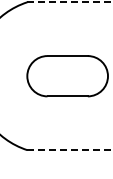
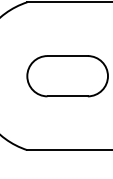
line: dashed -> solid (69, 2)
line: dashed -> solid (70, 150)
